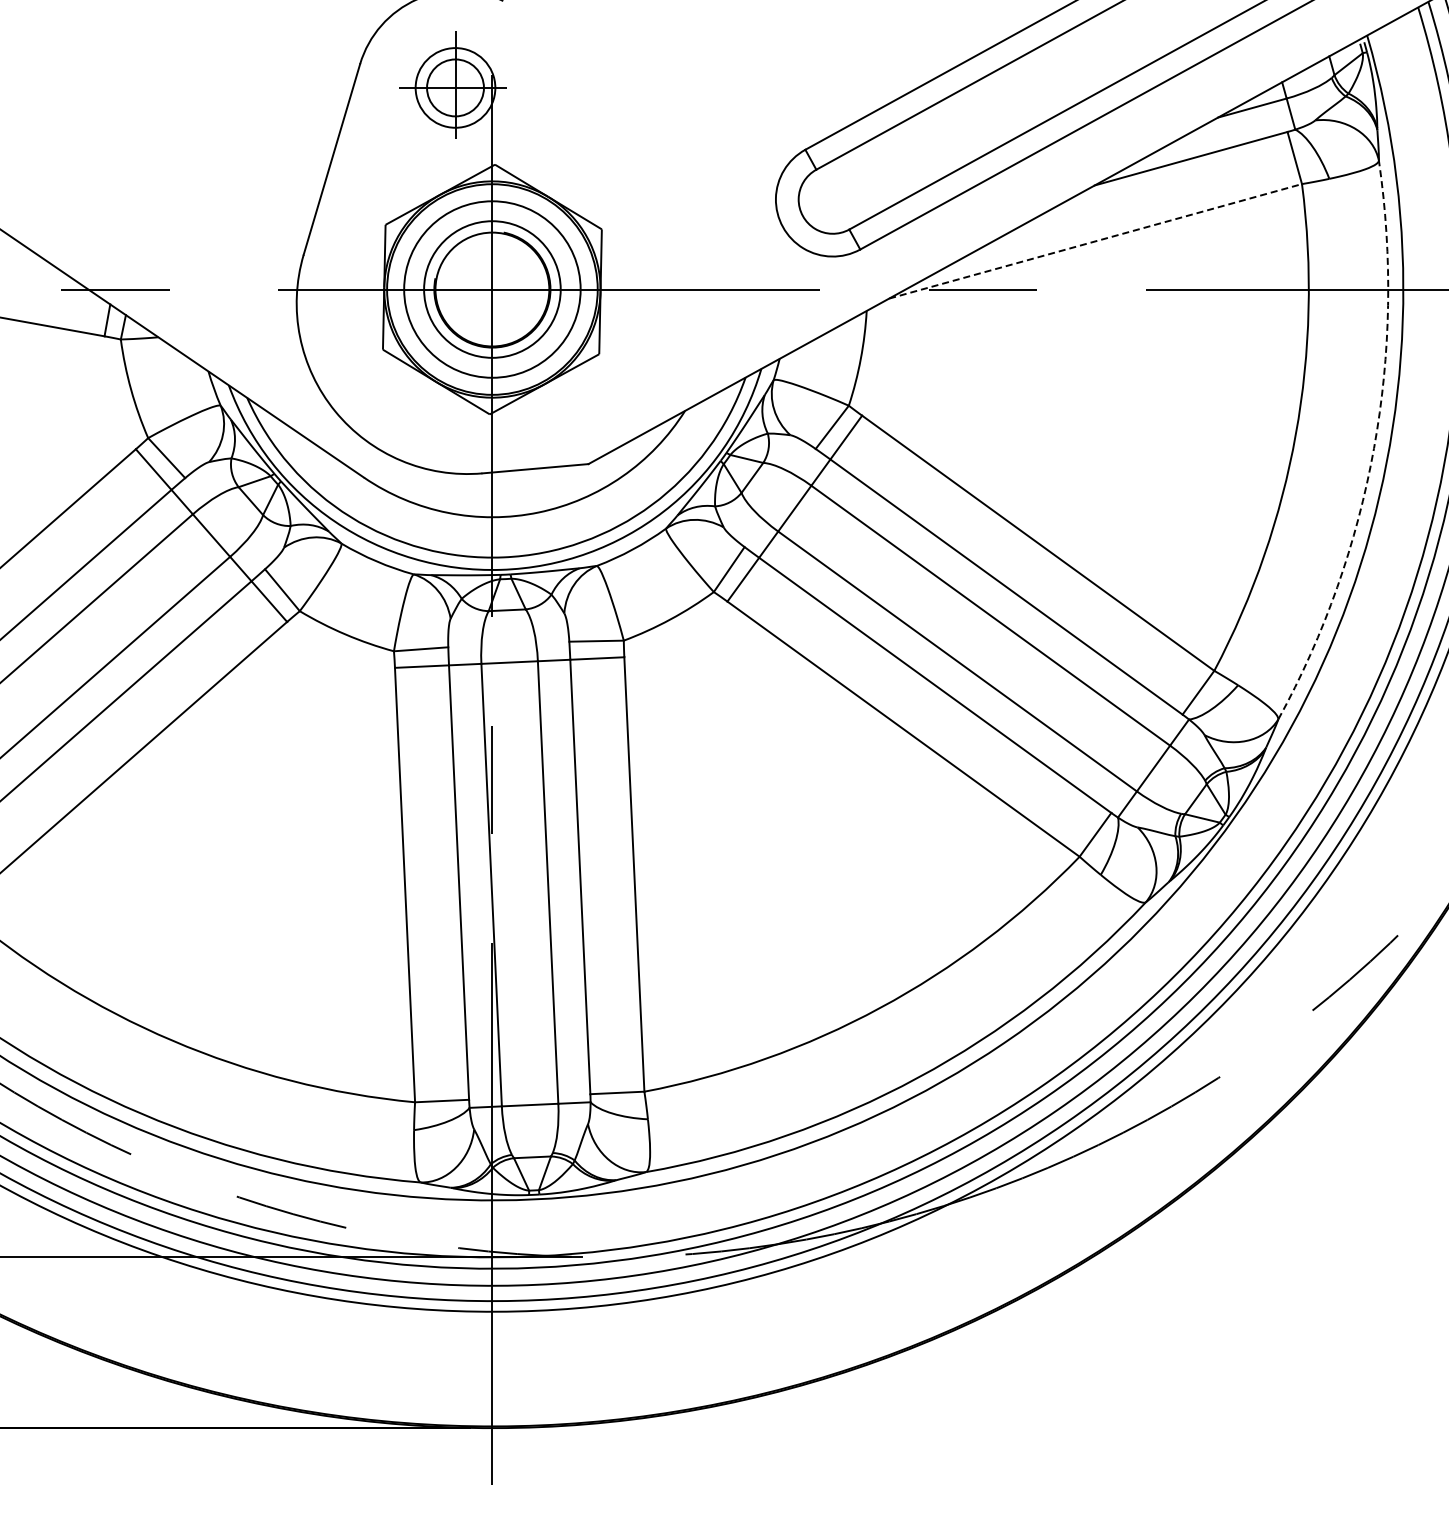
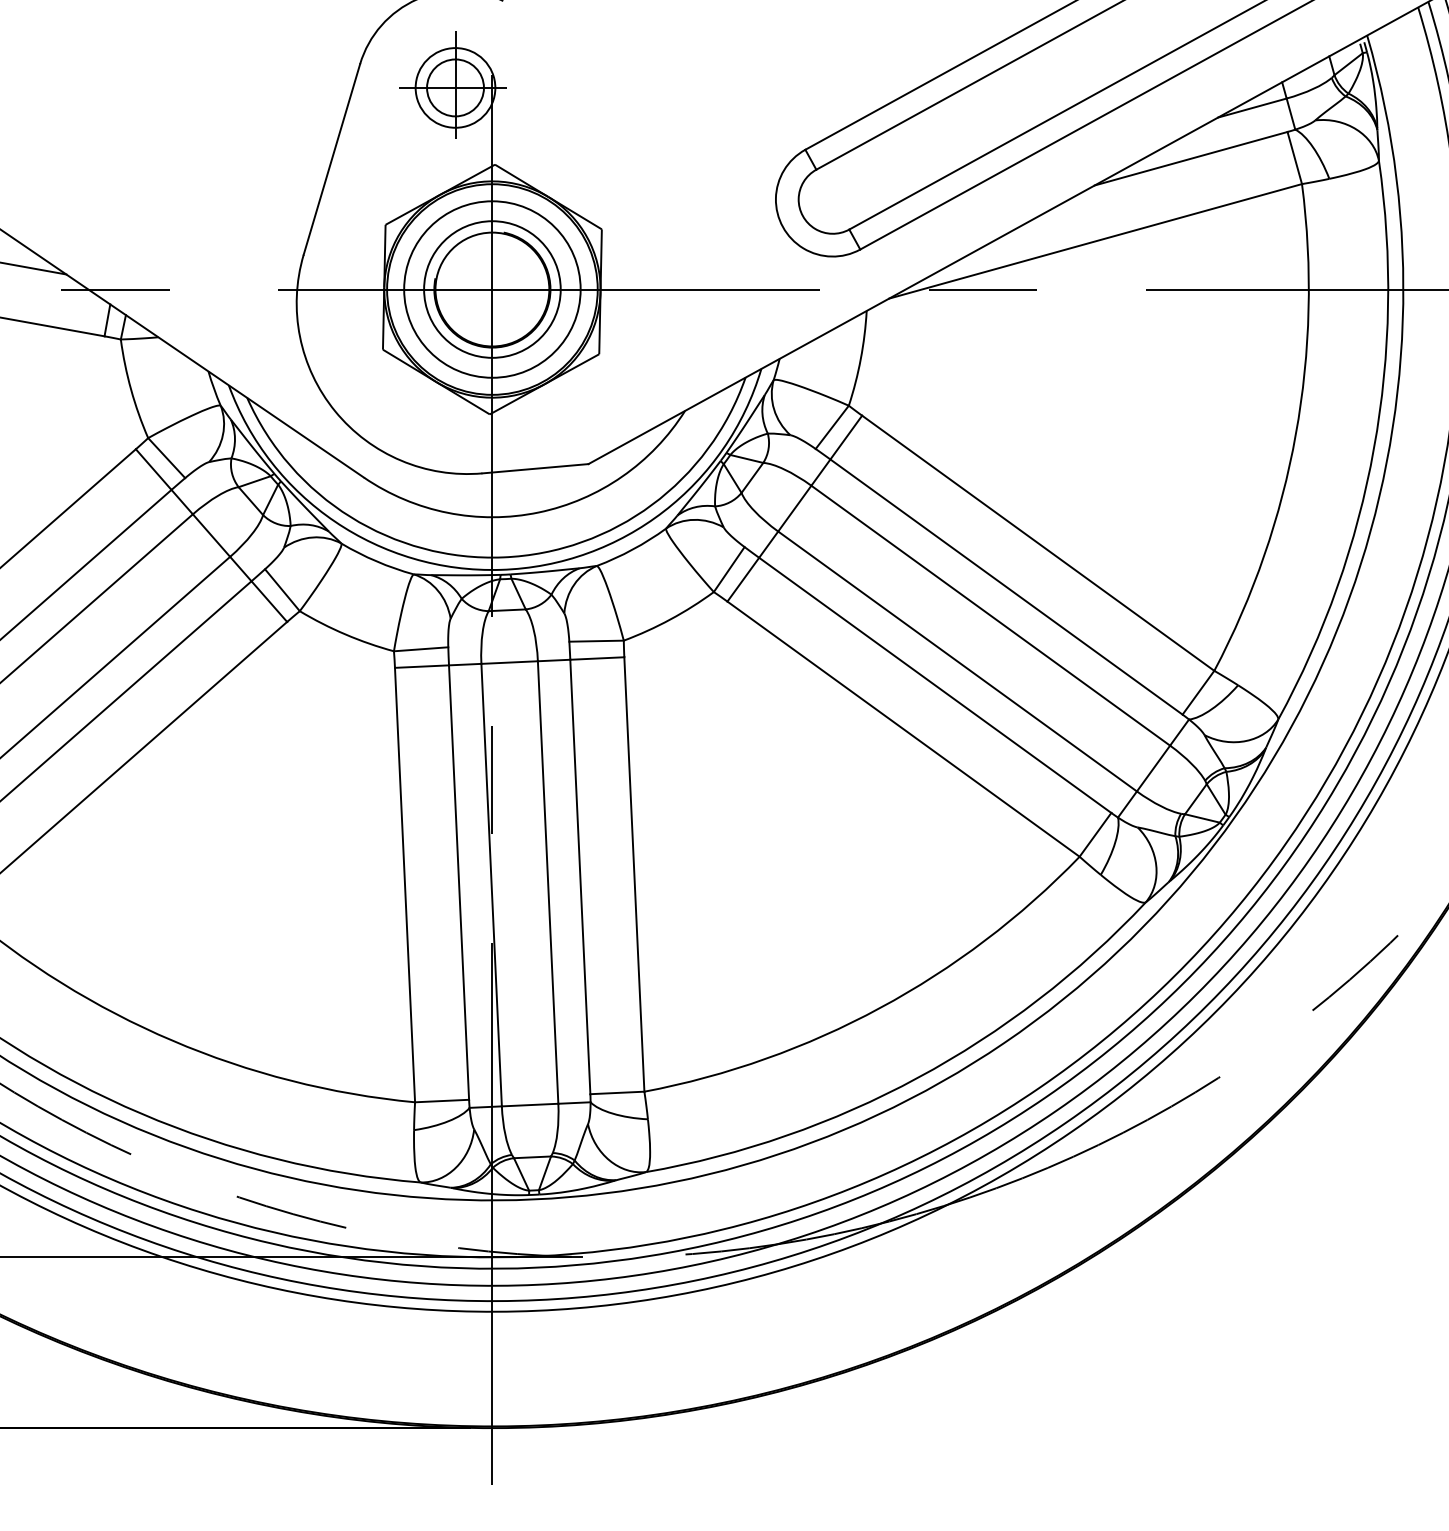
line: dashed -> solid (1096, 241)
line: none -> present (34, 268)
arc: dashed -> solid (1374, 448)
